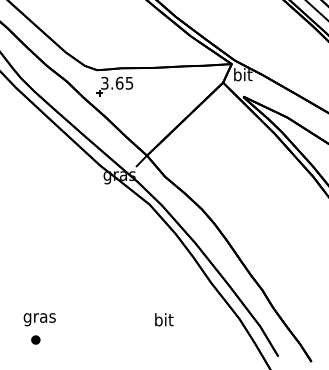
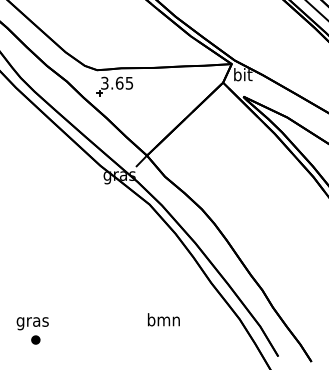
text position: (39, 319) -> (32, 323) (32, 323)
text: bit -> bmn (163, 319)
